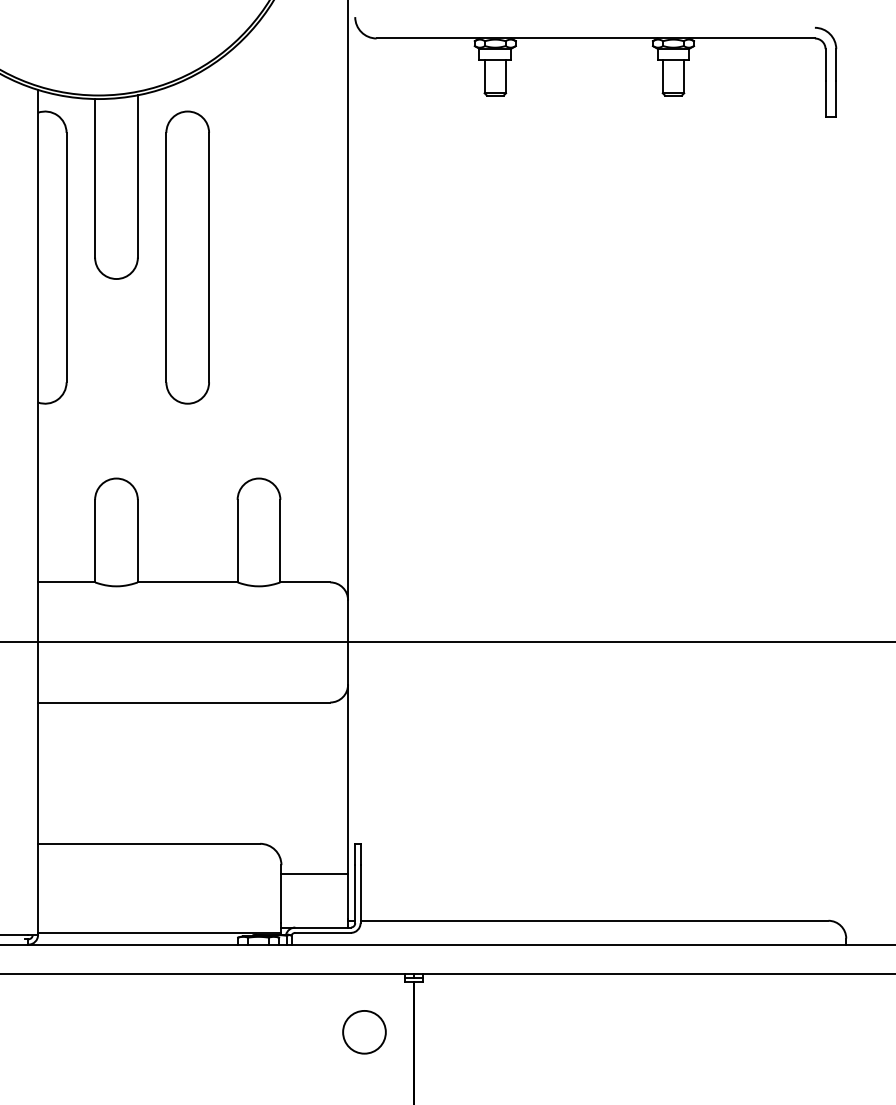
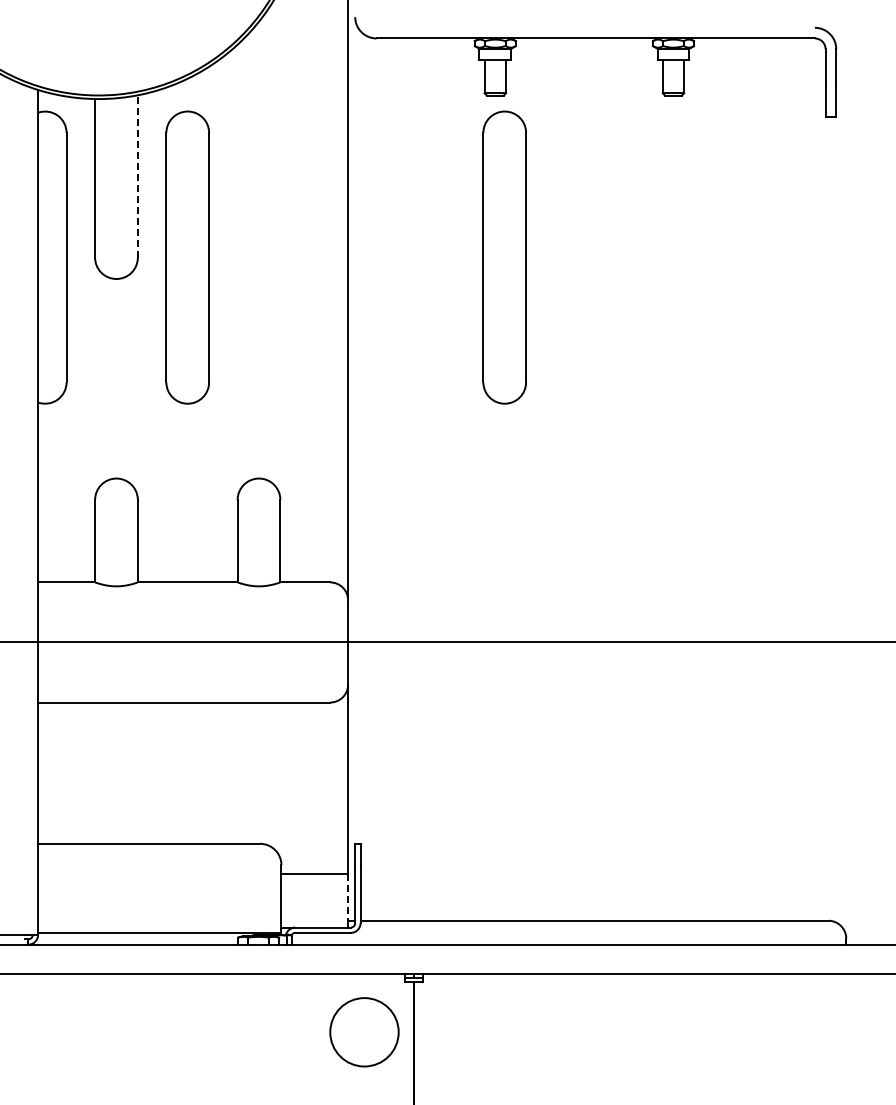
line: solid -> dashed (137, 175)
part: none -> present (504, 257)
line: solid -> dashed (348, 897)
circle diameter: 43 px -> 68 px (364, 1032)
